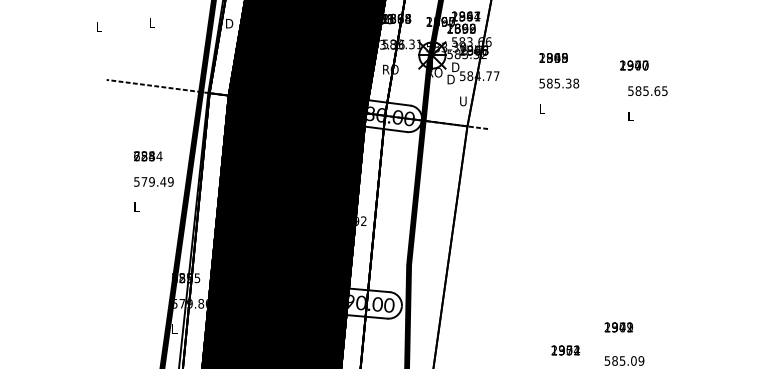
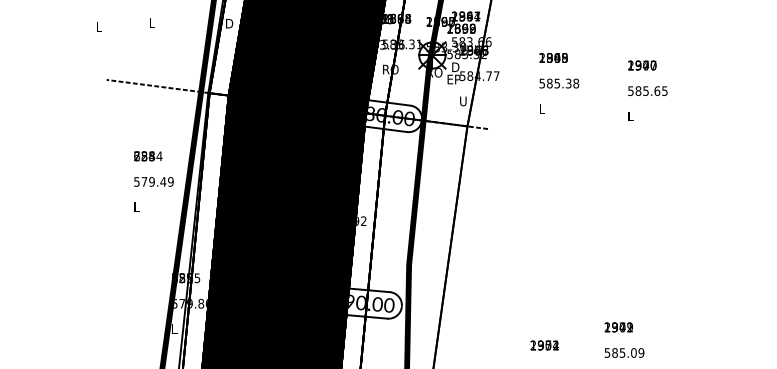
text position: (634, 65) -> (642, 65) (642, 65)
text: D -> EP (454, 79)
text position: (565, 350) -> (544, 345) (544, 345)
text position: (624, 360) -> (624, 352) (624, 352)
